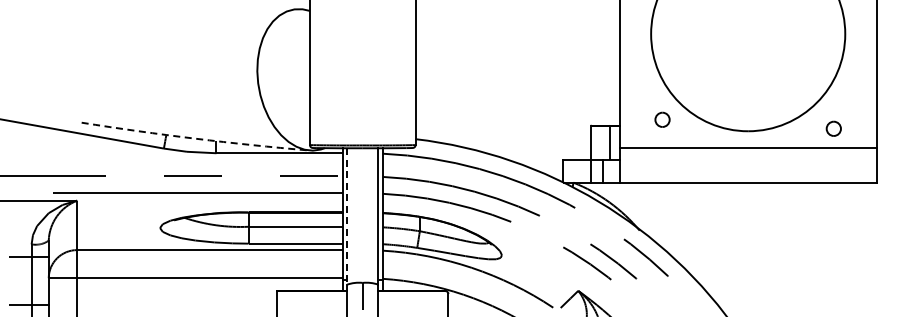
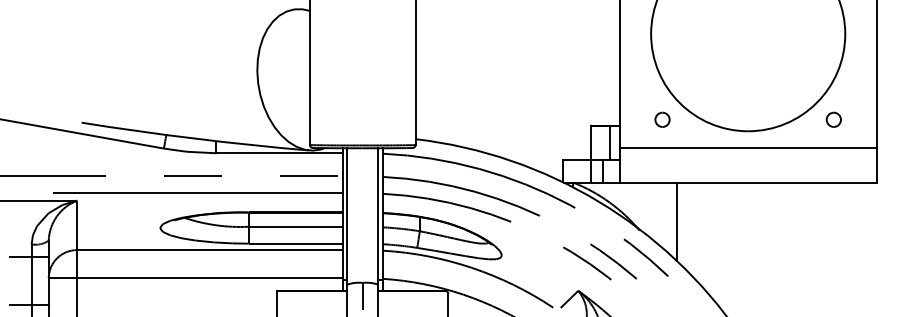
part position: (833, 128) -> (833, 119) (833, 119)
arc: dashed -> solid (195, 138)
line: dashed -> solid (347, 216)
line: none -> present (676, 221)
